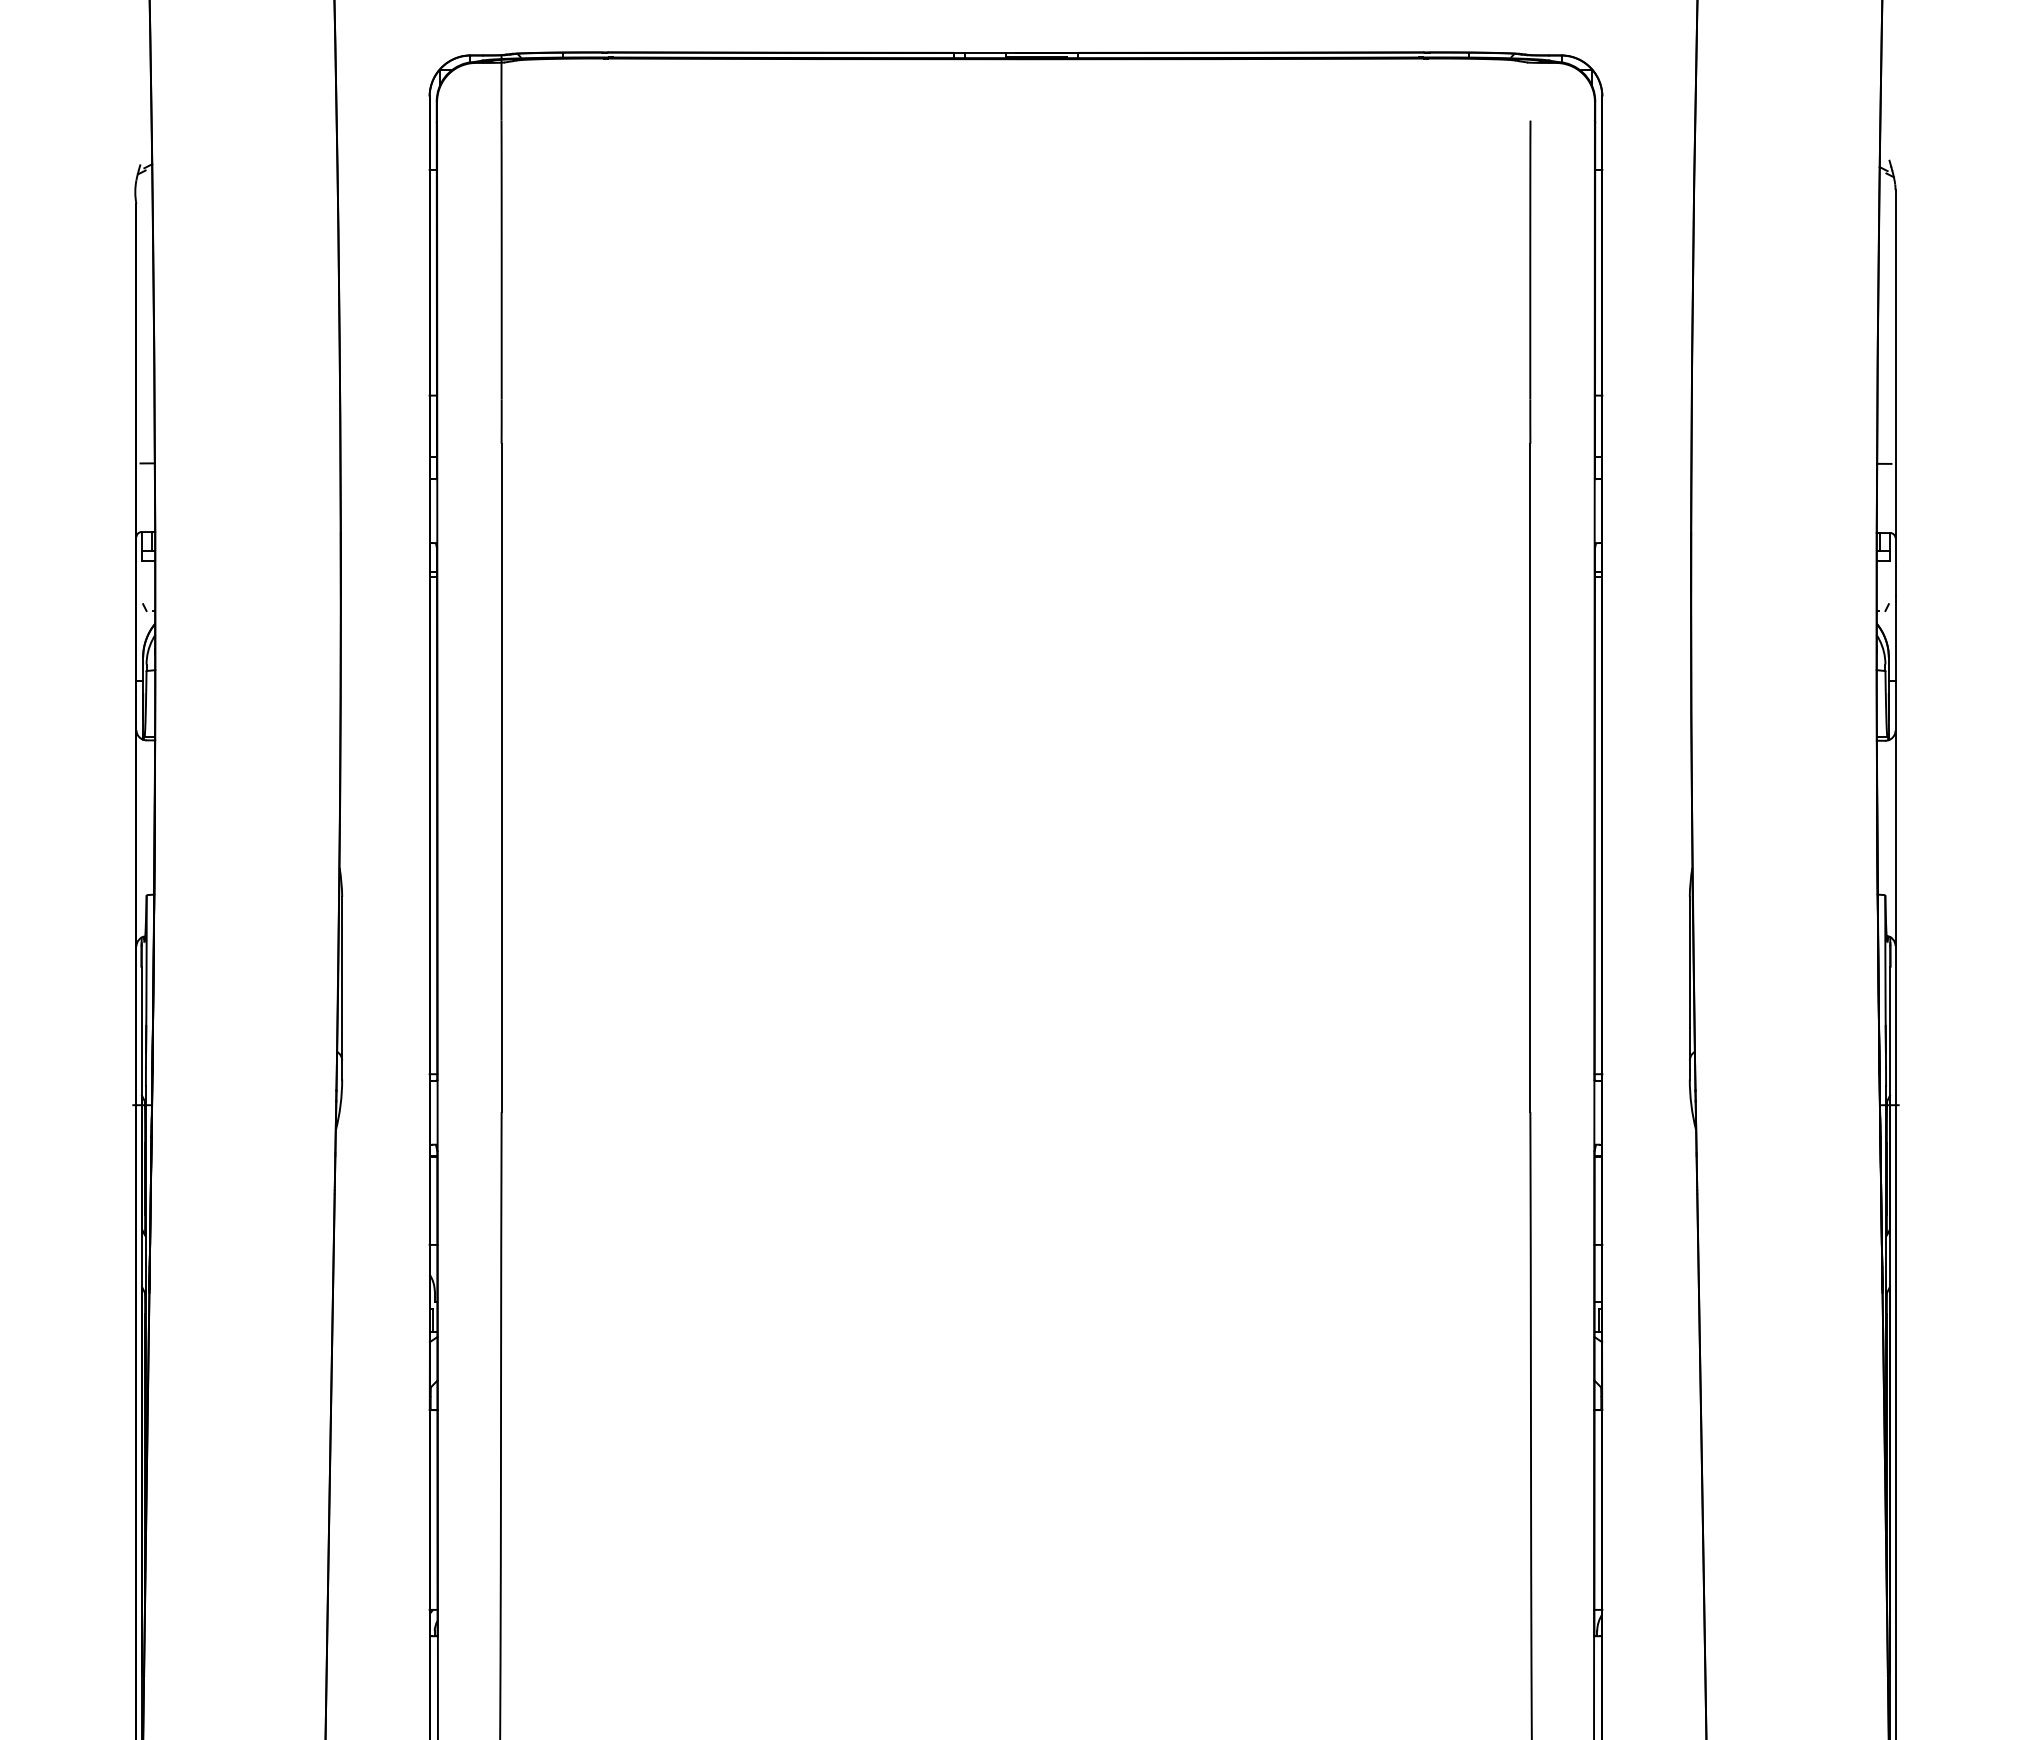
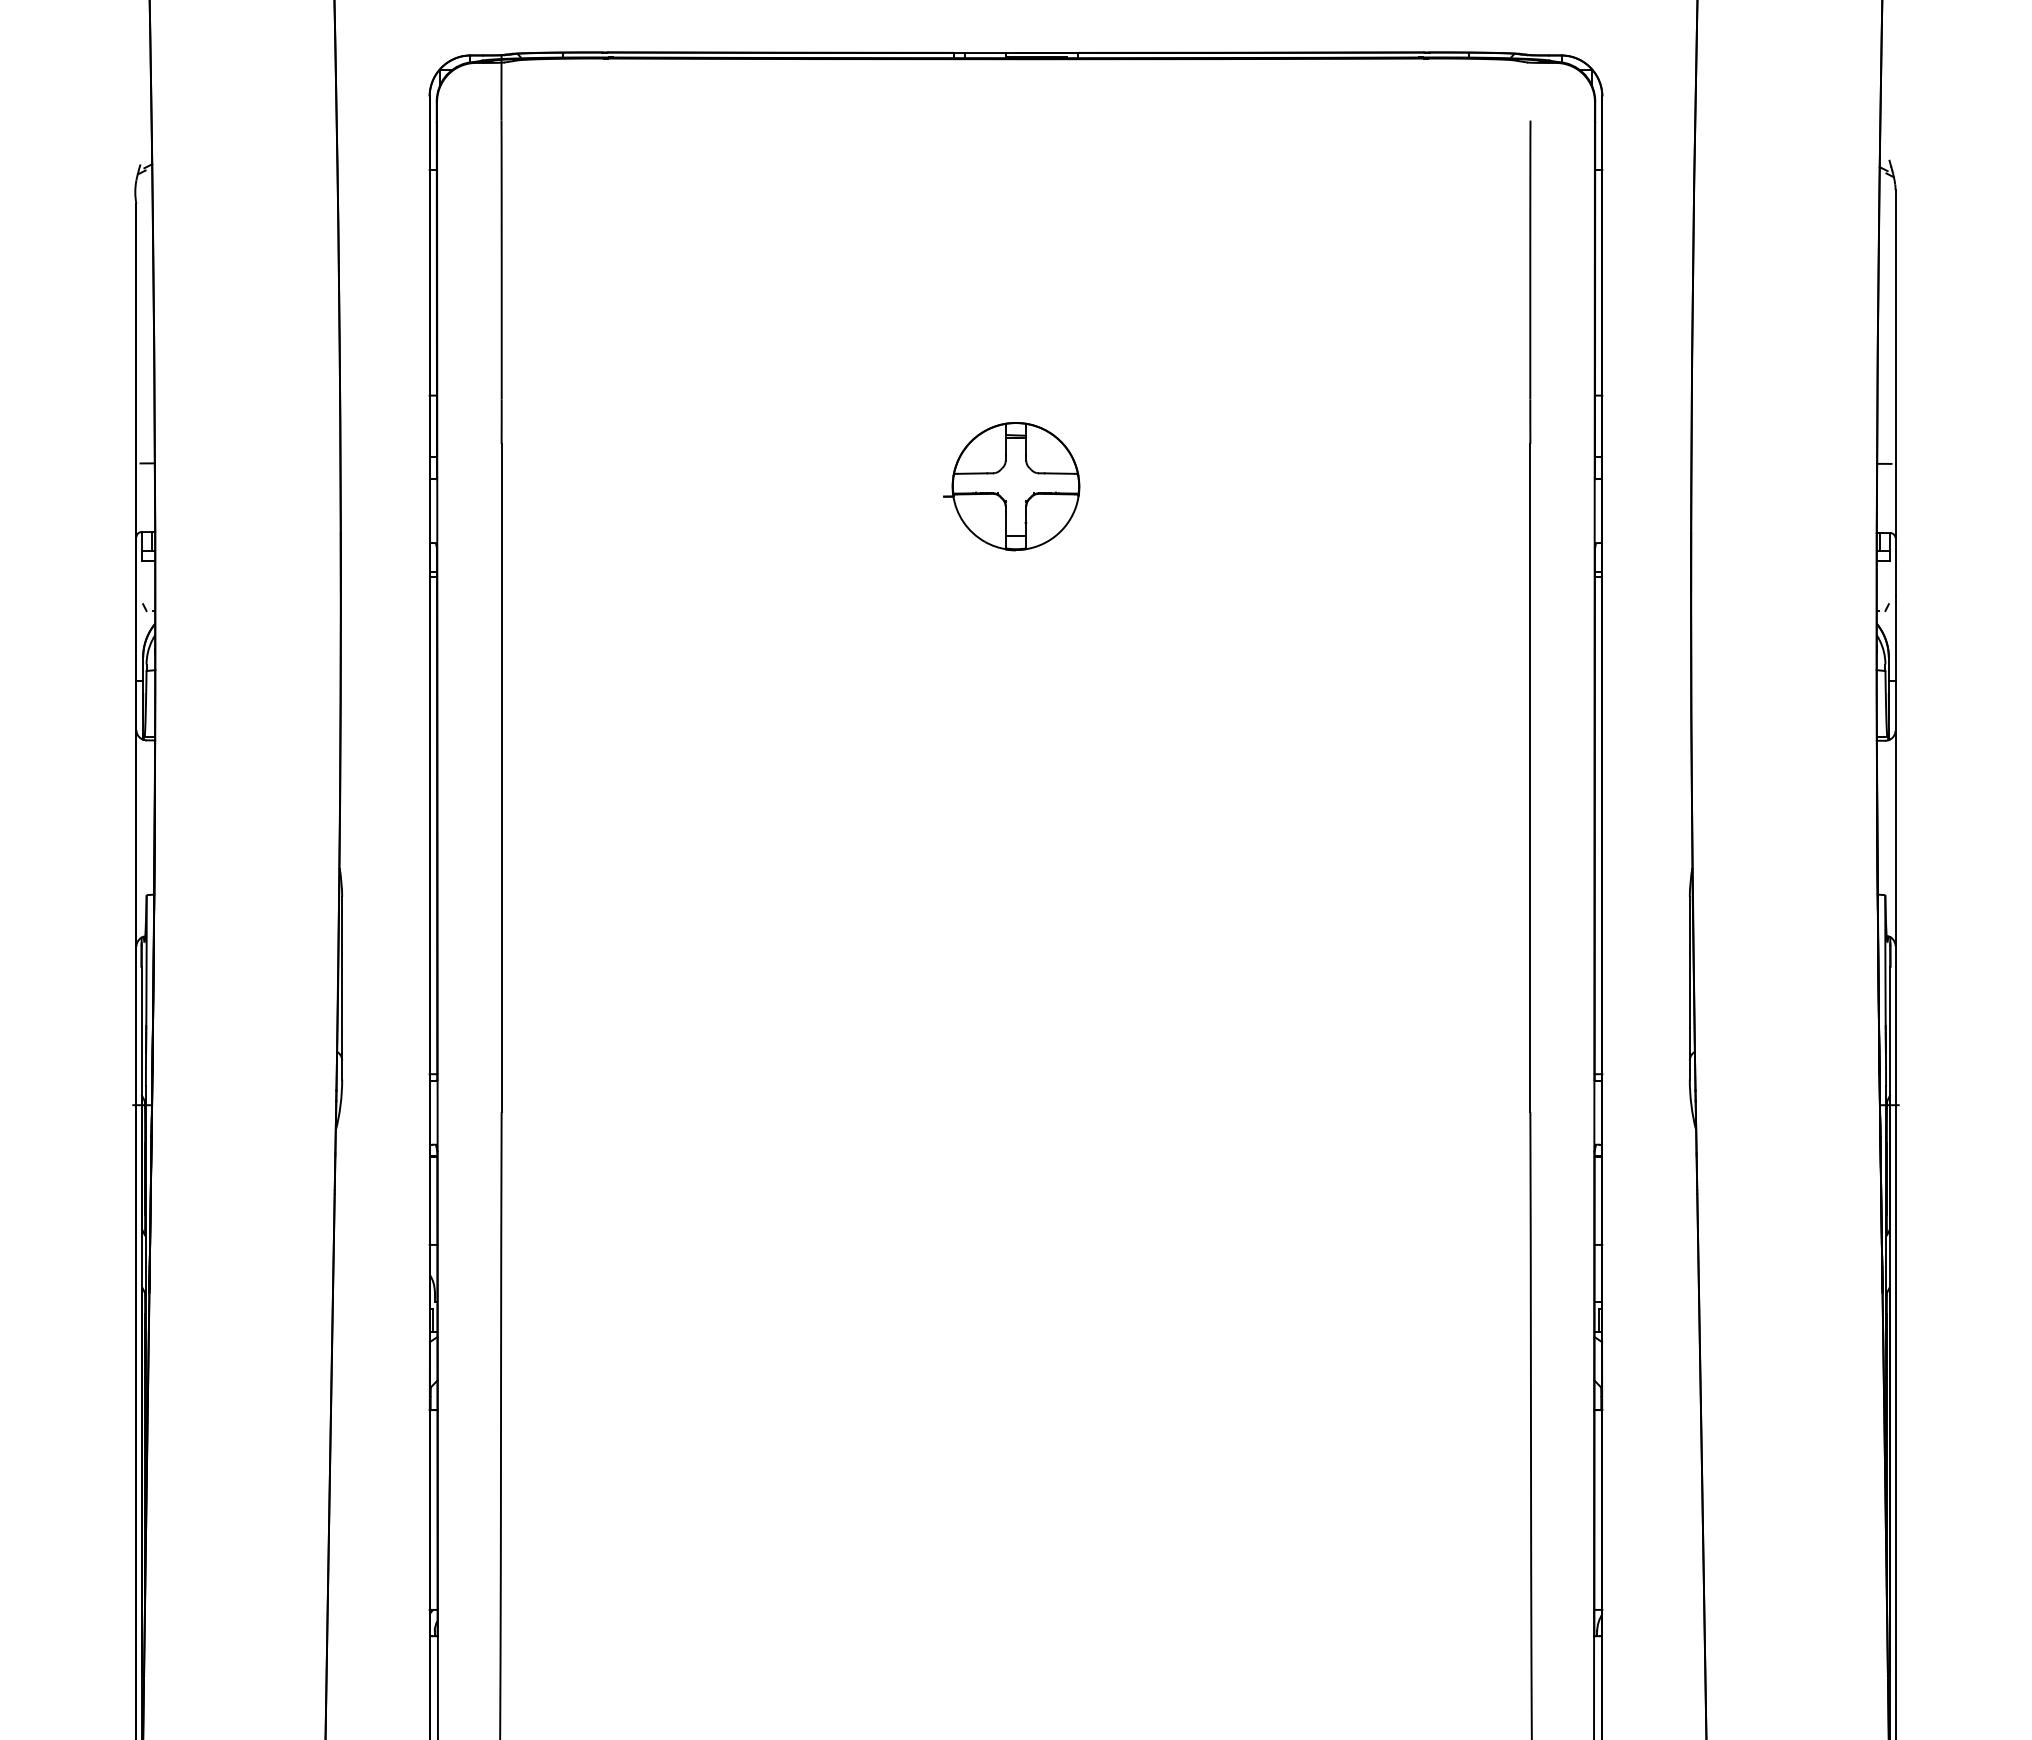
part: none -> present (1011, 486)
